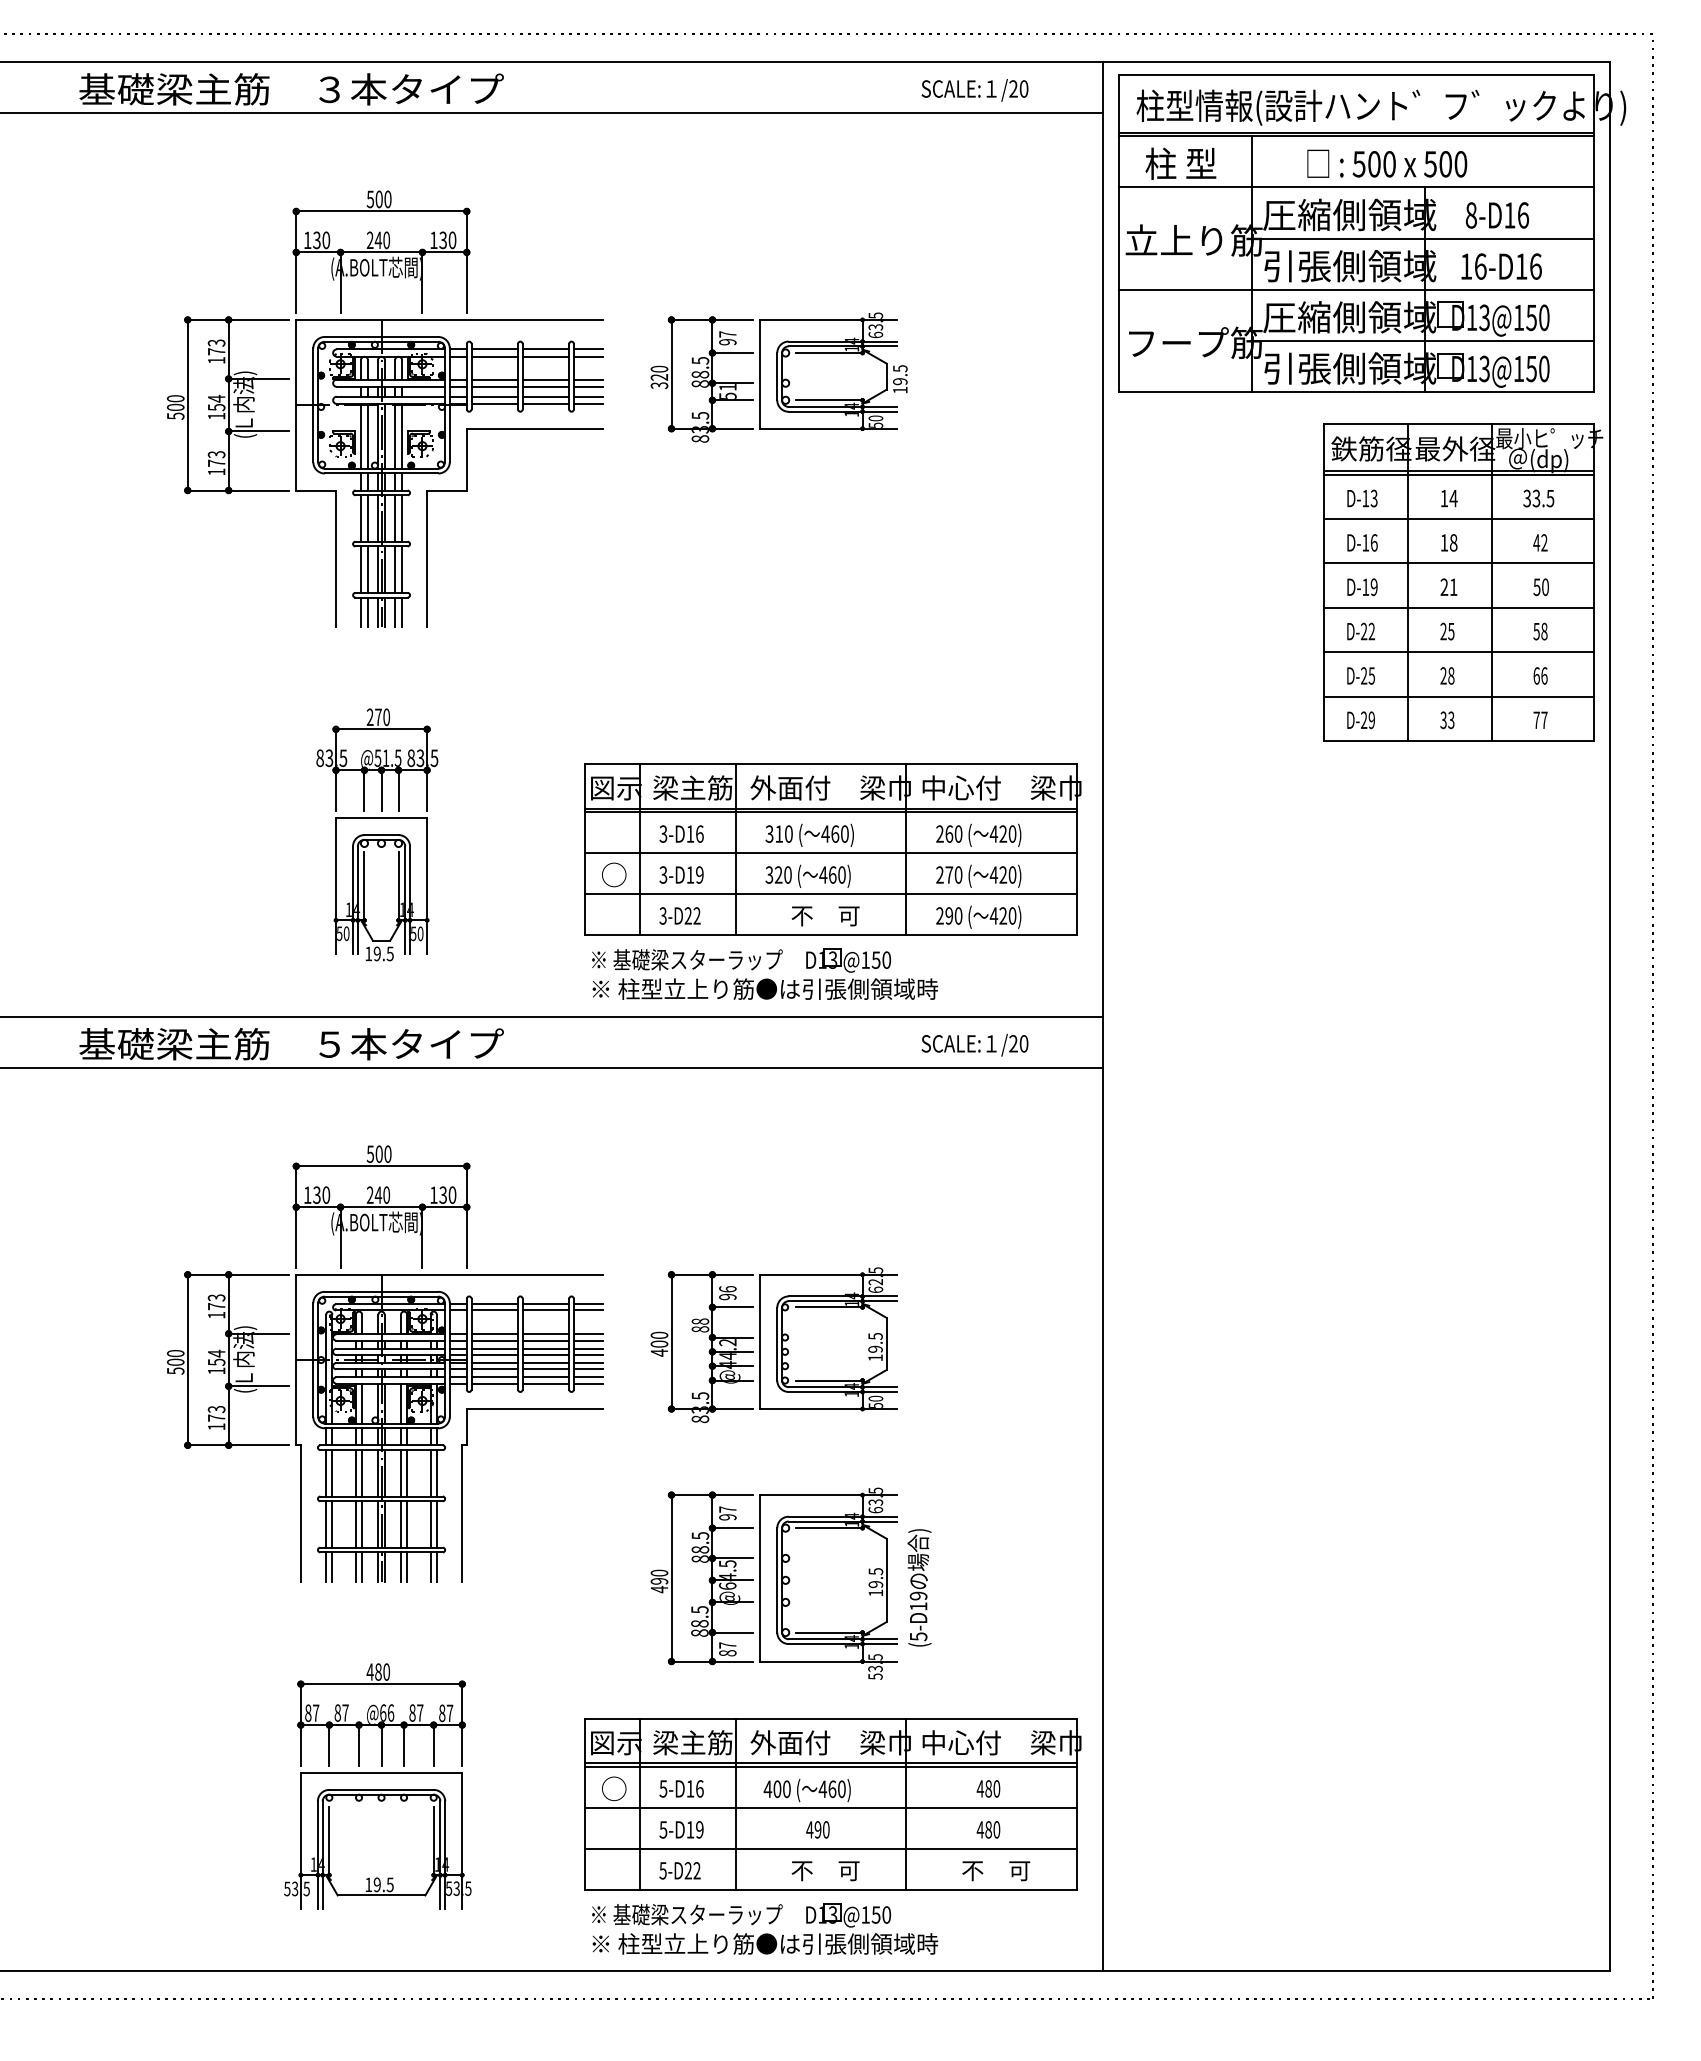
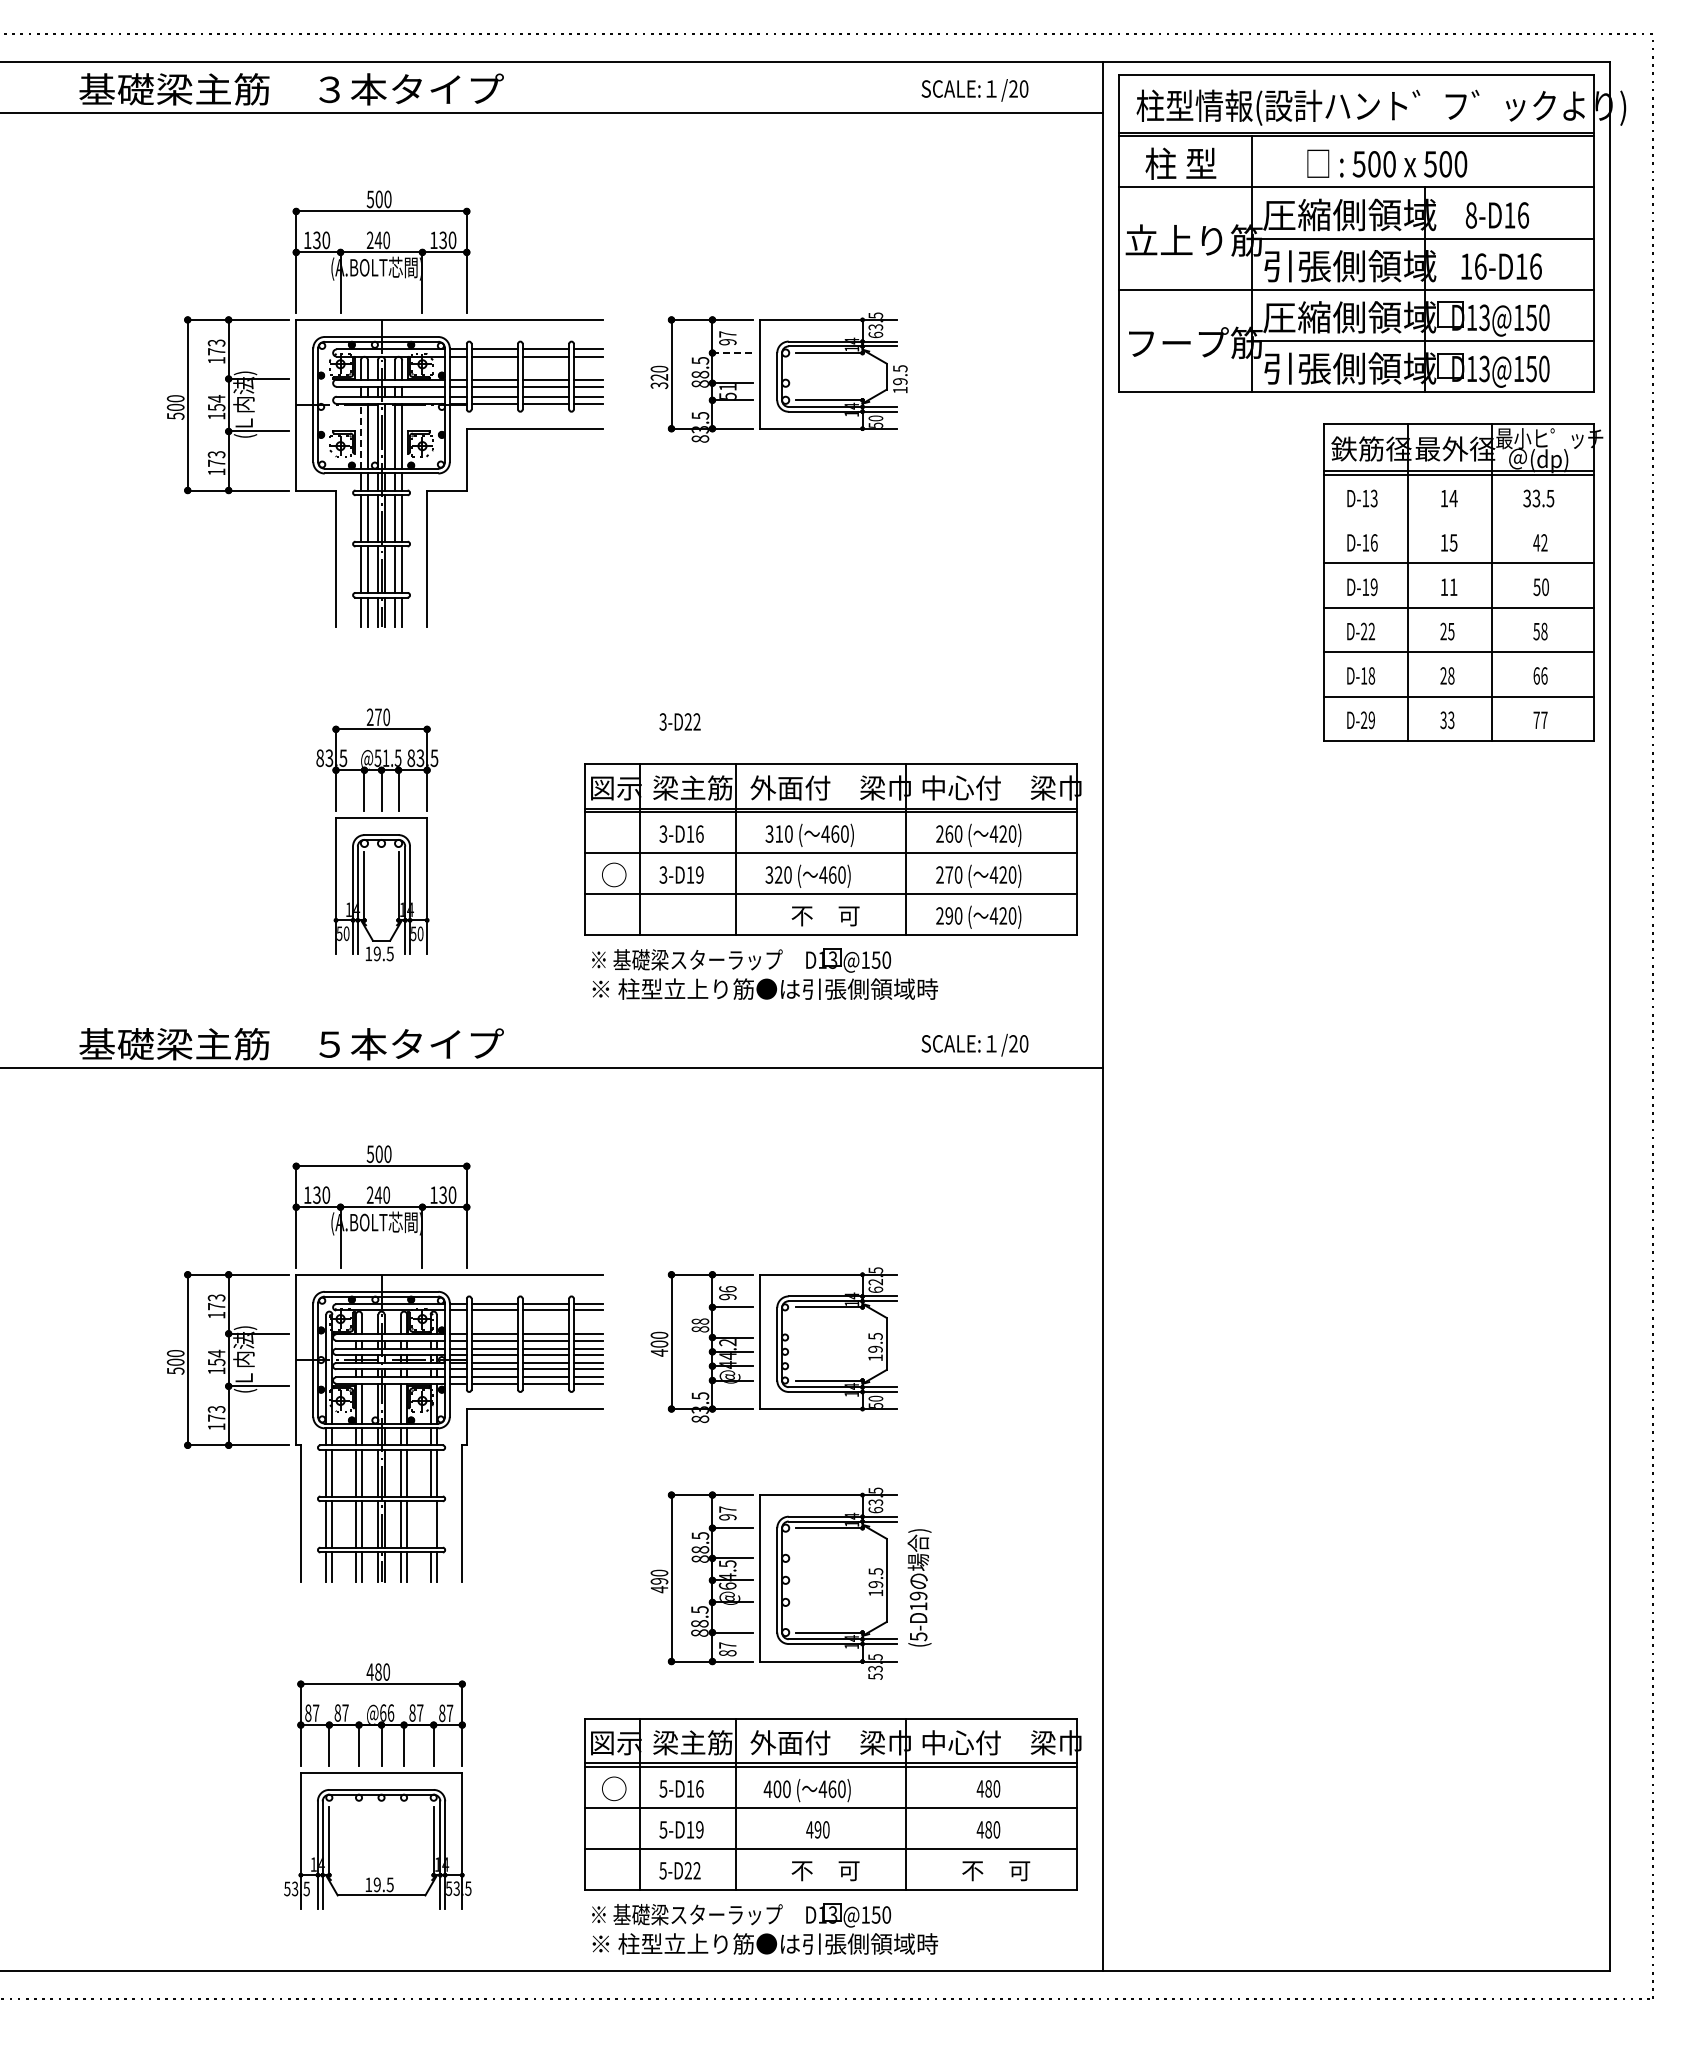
line: solid -> dashed (733, 353)
line: solid -> dashed (360, 435)
line: present -> none (1459, 519)
text: 18 -> 15 (1453, 542)
text: 21 -> 11 (1444, 586)
text: D-25 -> D-18 (1368, 675)
text position: (679, 915) -> (679, 721) (679, 721)
line: present -> none (552, 1016)
line: present -> none (430, 1524)
